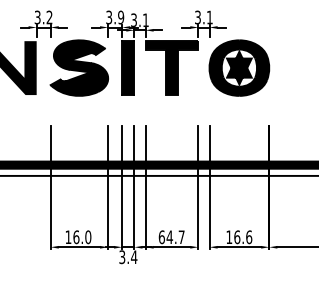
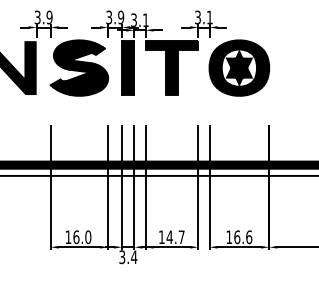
text: 3.2 -> 3.9 (49, 17)
text: 64.7 -> 14.7 (161, 237)
